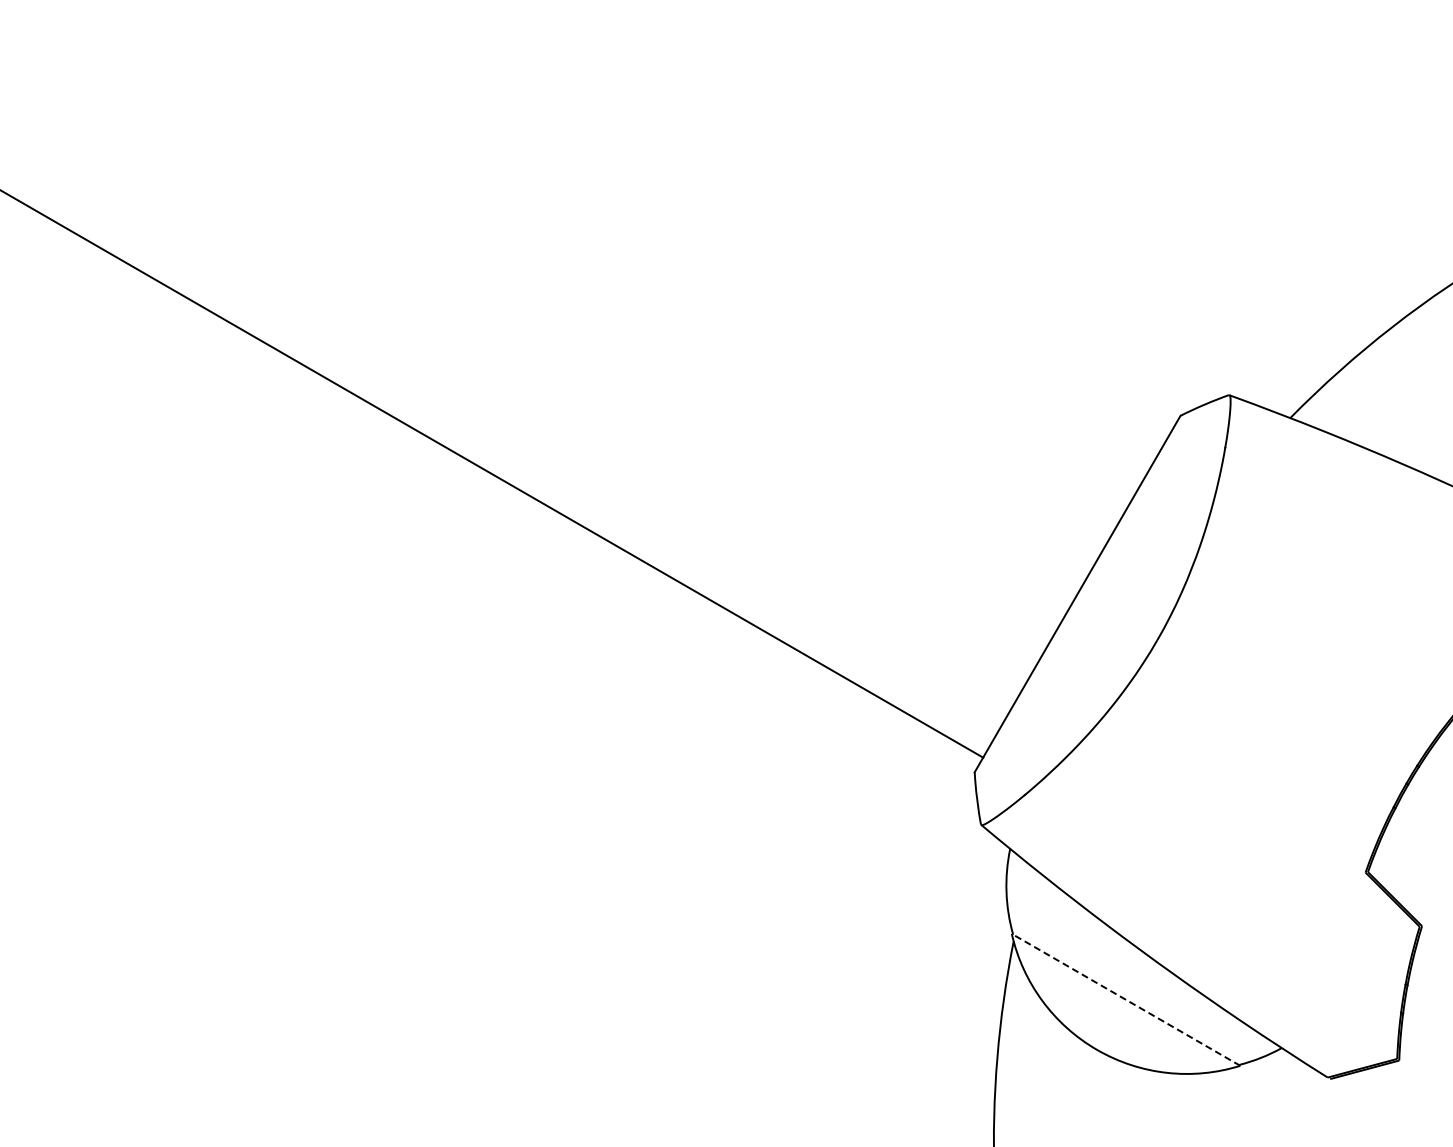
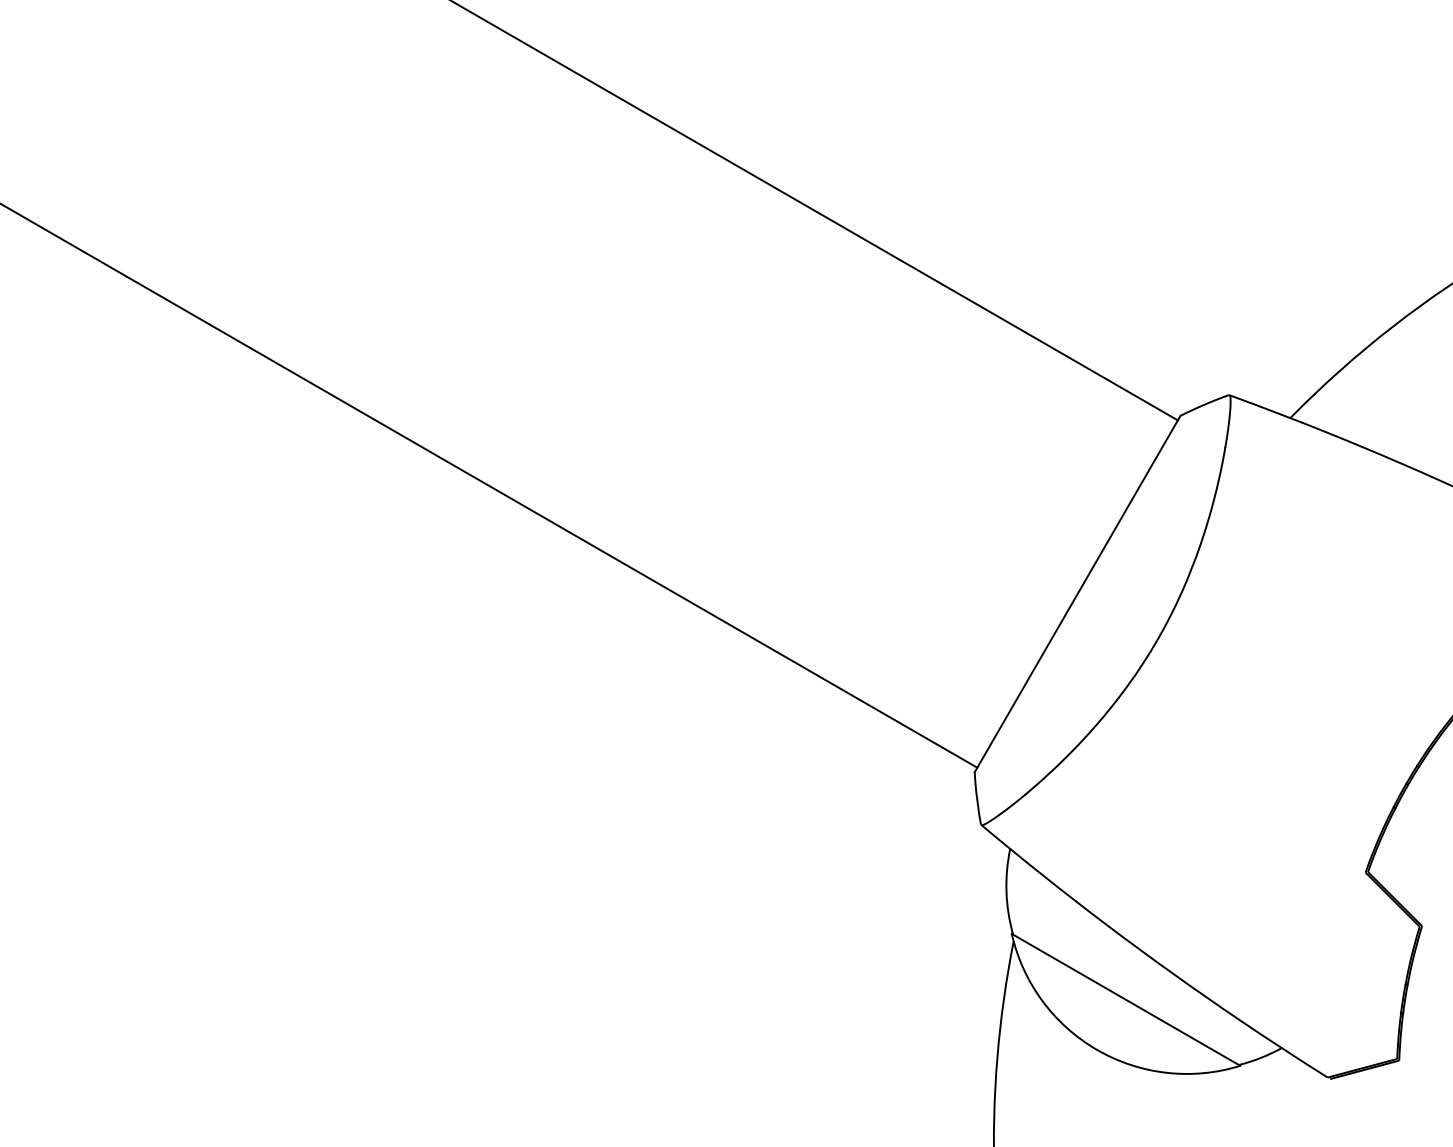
line: none -> present (815, 211)
line position: (492, 474) -> (489, 485) (489, 485)
line: dashed -> solid (1126, 999)
